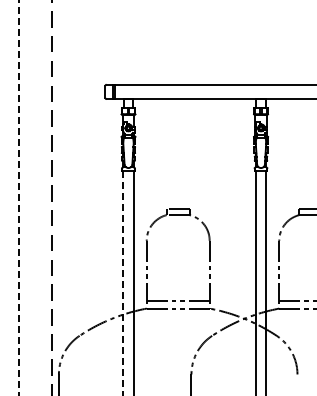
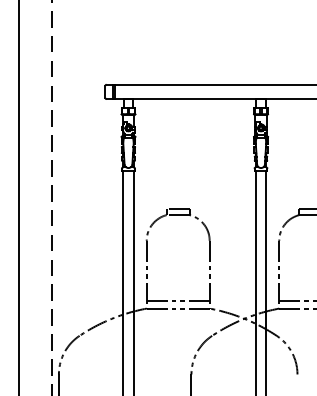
line: dashed -> solid (19, 198)
line: dashed -> solid (123, 283)
